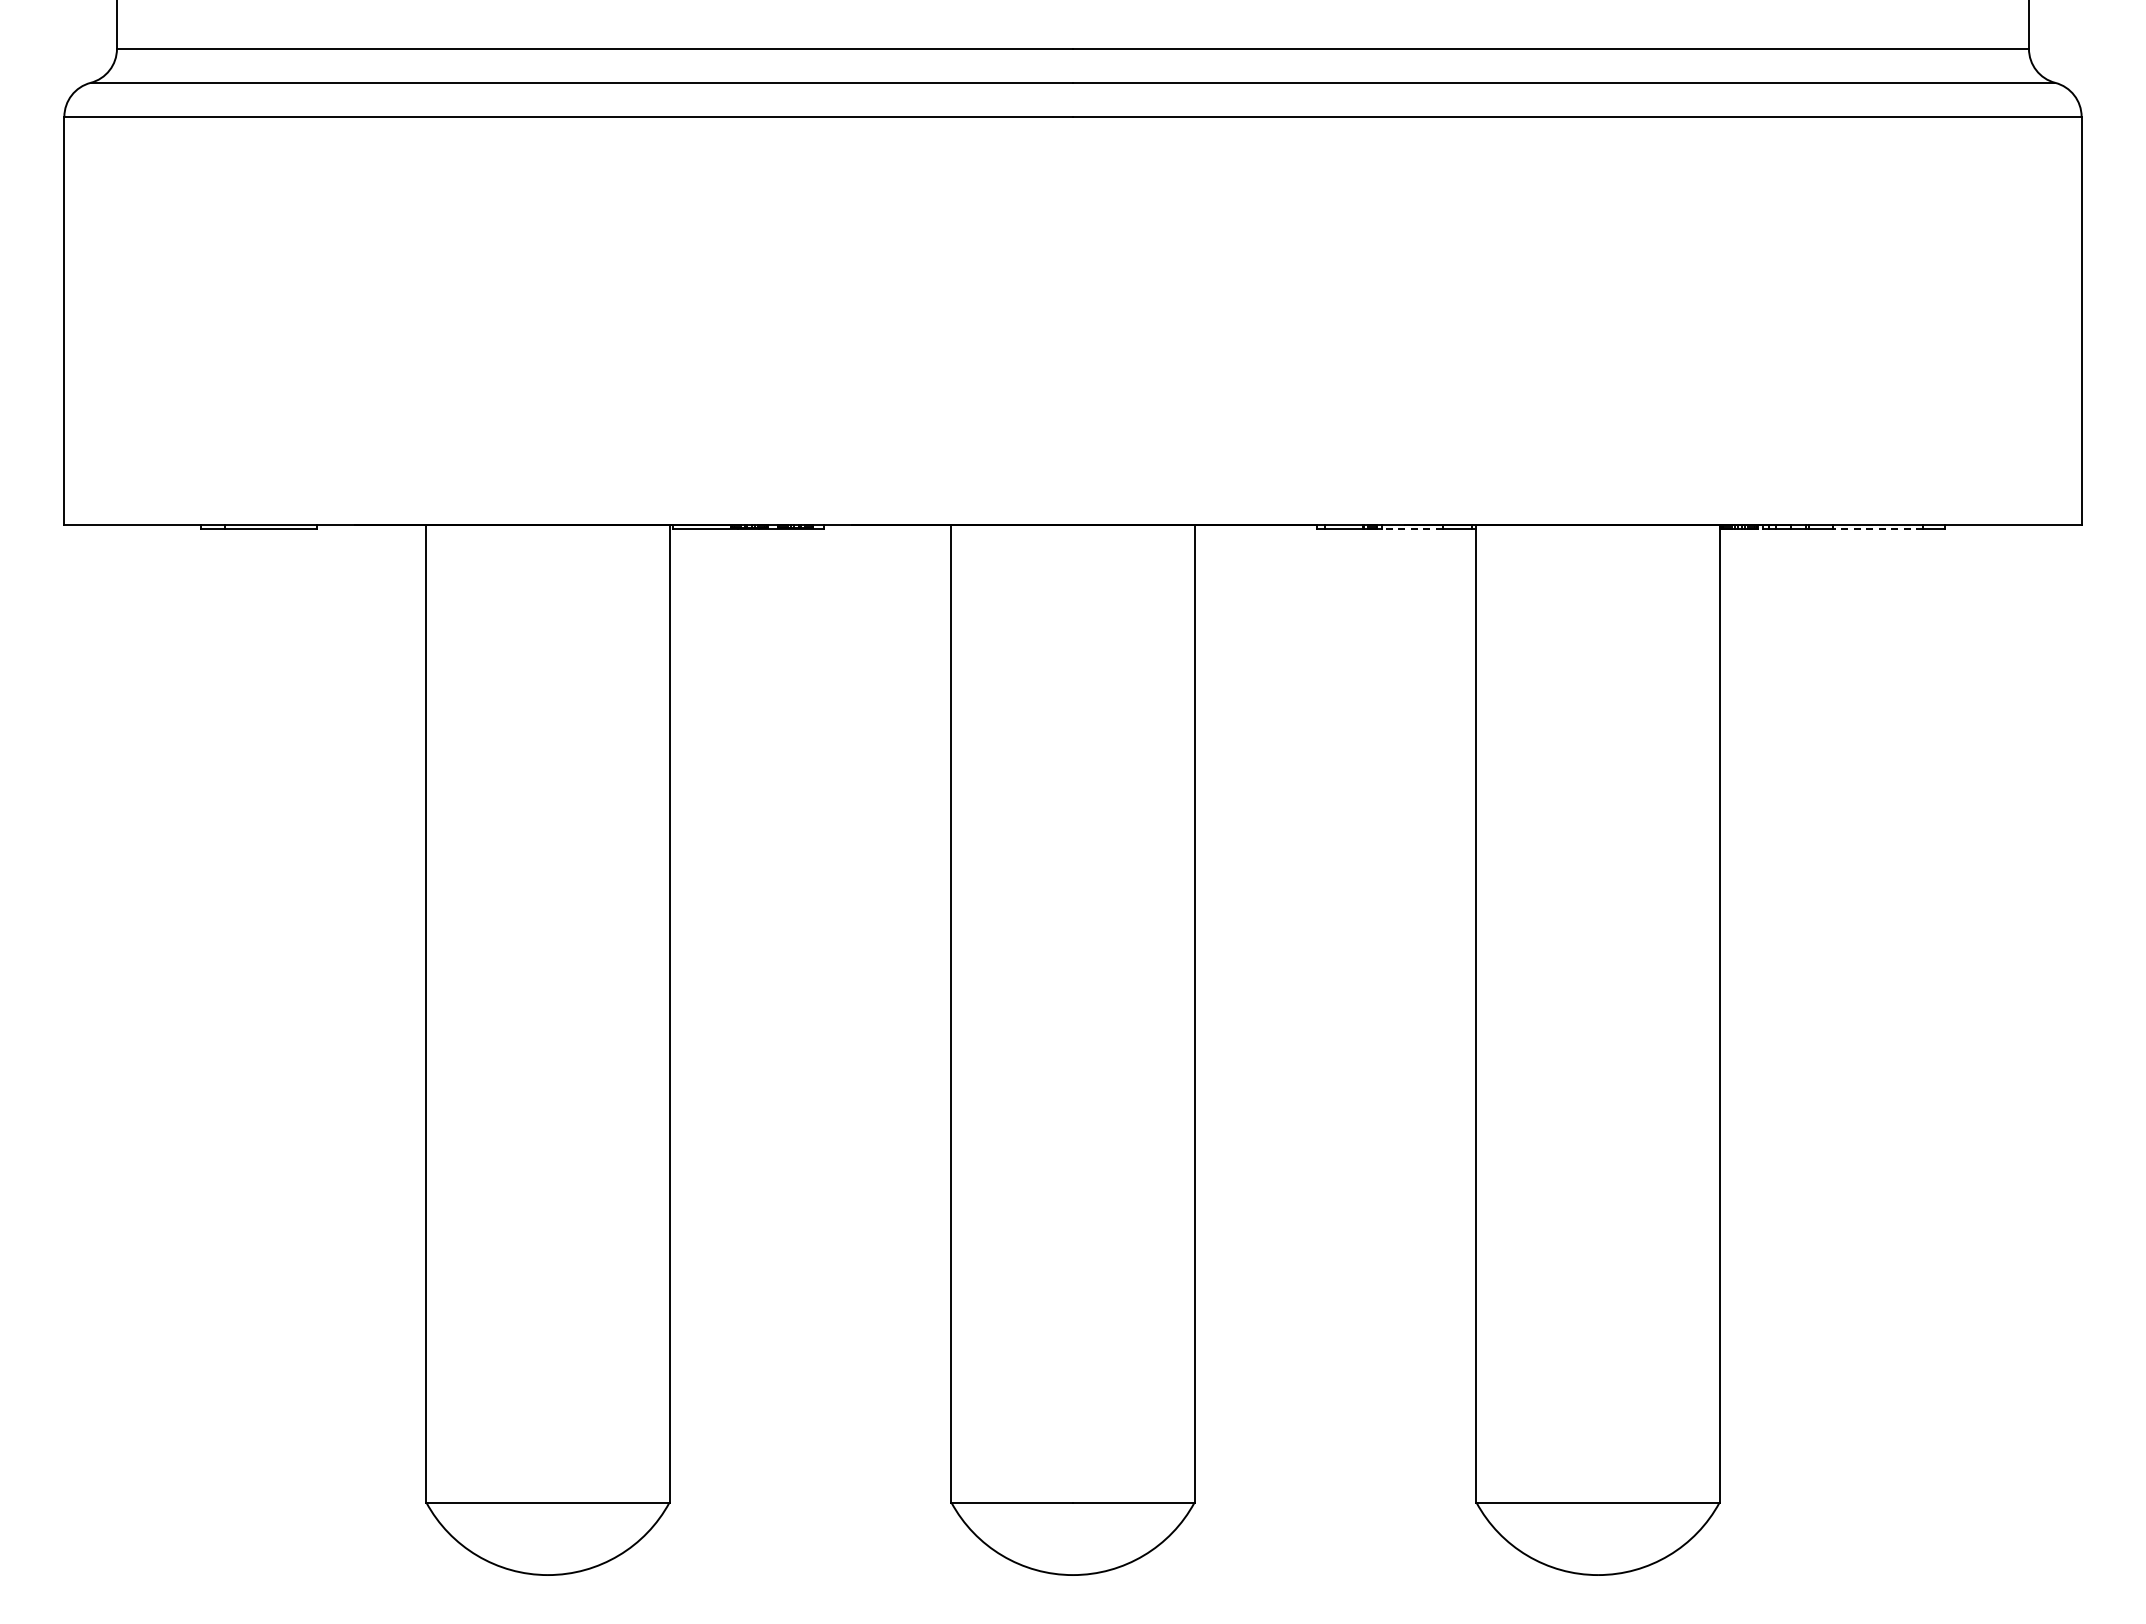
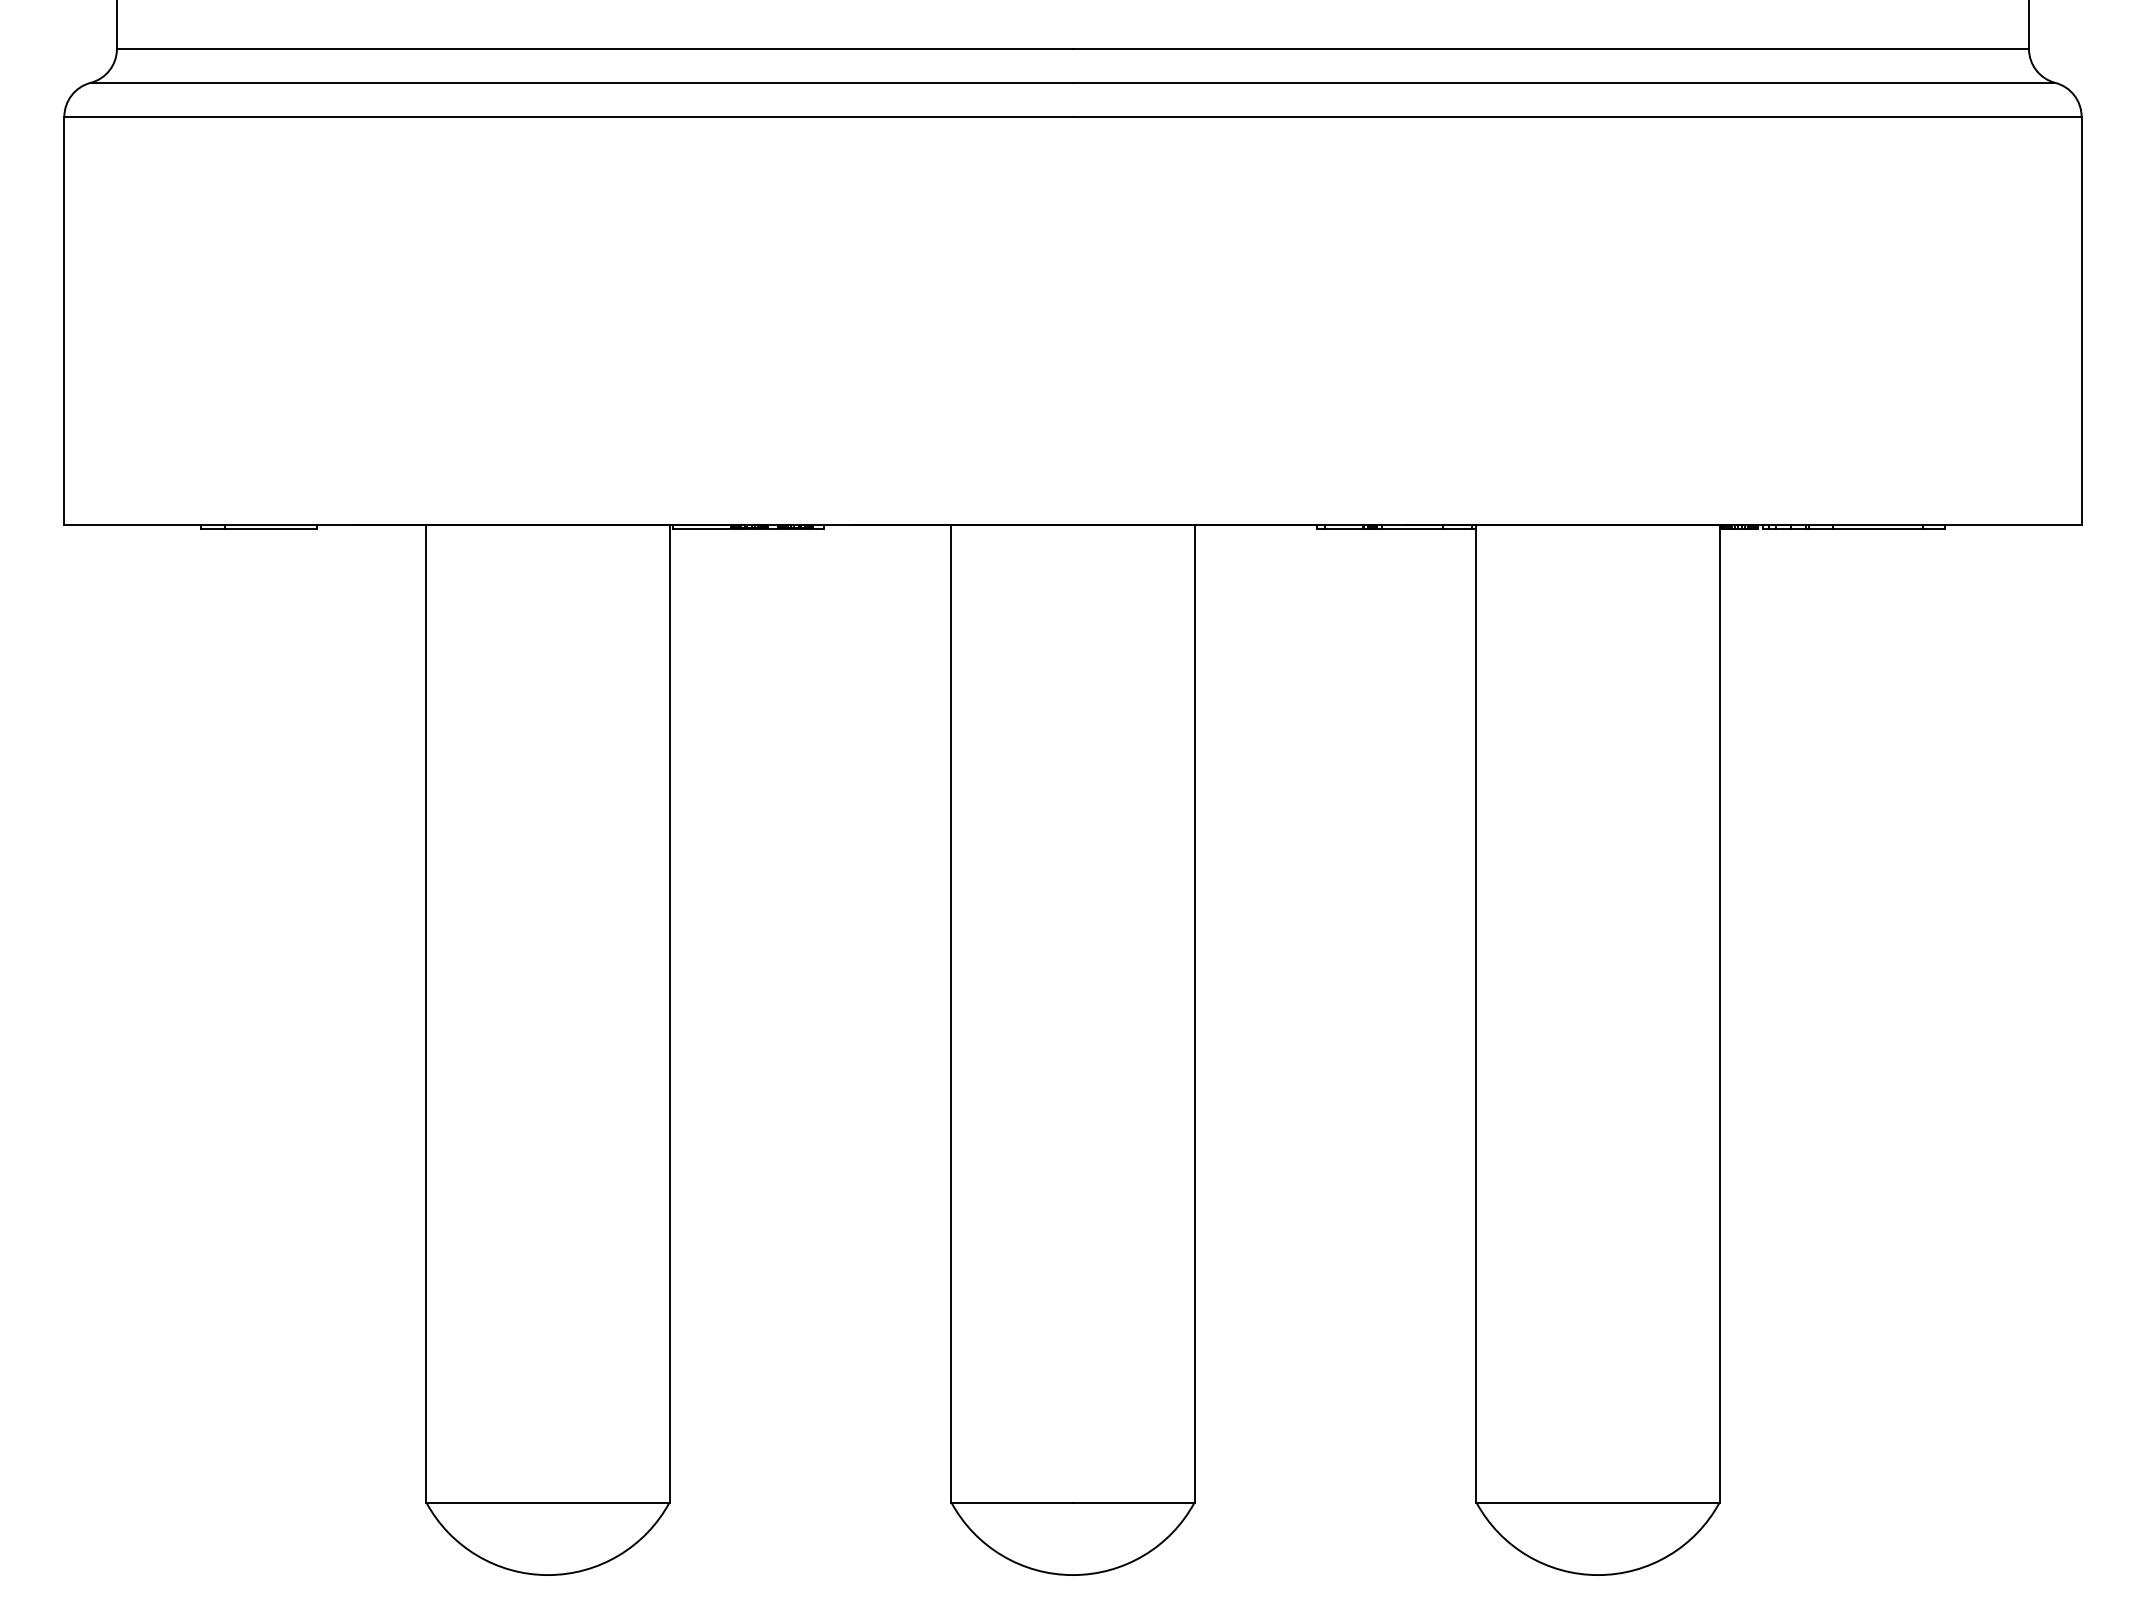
line: dashed -> solid (1412, 529)
line: dashed -> solid (1878, 529)
